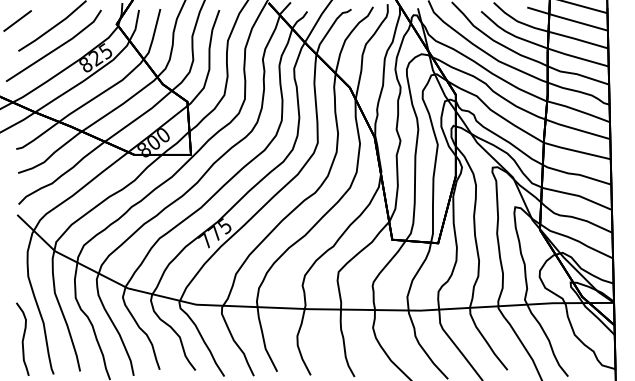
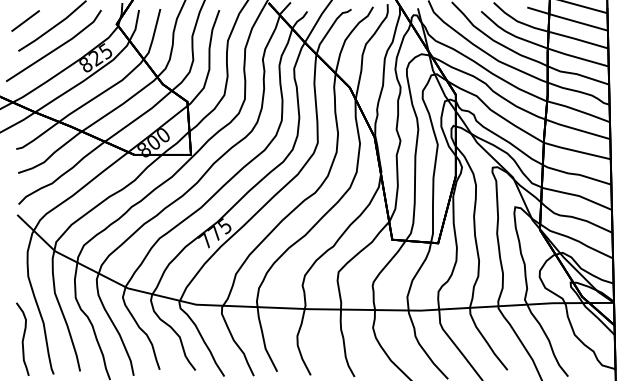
line position: (17, 20) -> (25, 20) (25, 20)
